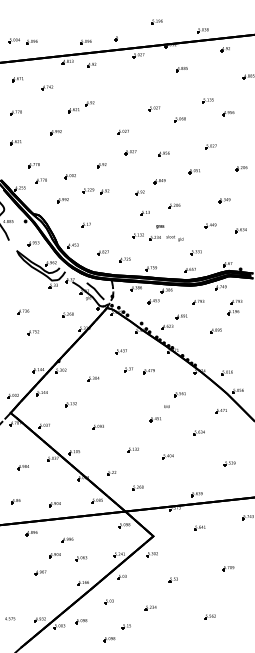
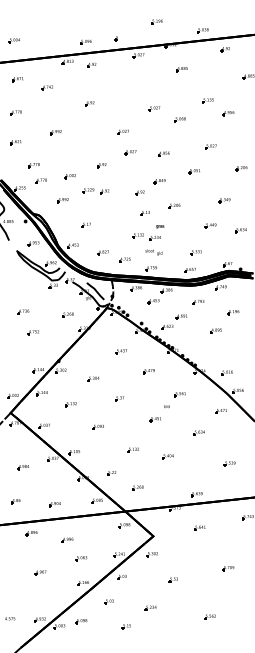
part: present -> none (31, 41)
part: present -> none (73, 110)
text position: (174, 238) -> (153, 252) (153, 252)
part: present -> none (236, 302)
part position: (128, 369) -> (119, 398) (119, 398)
part: present -> none (54, 555)
part: present -> none (109, 639)
